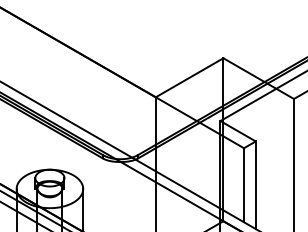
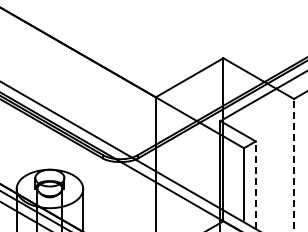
line: solid -> dashed (293, 164)
line: solid -> dashed (255, 185)
